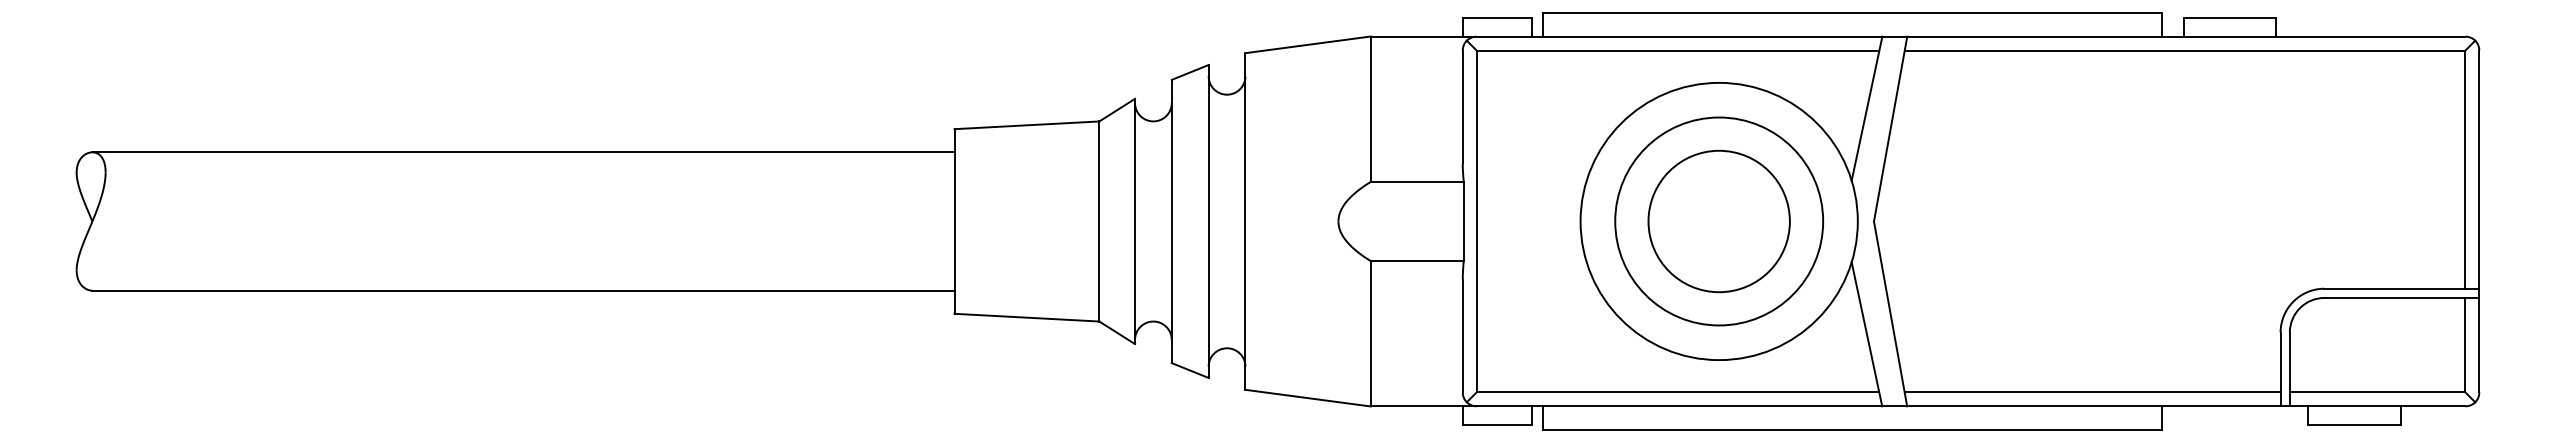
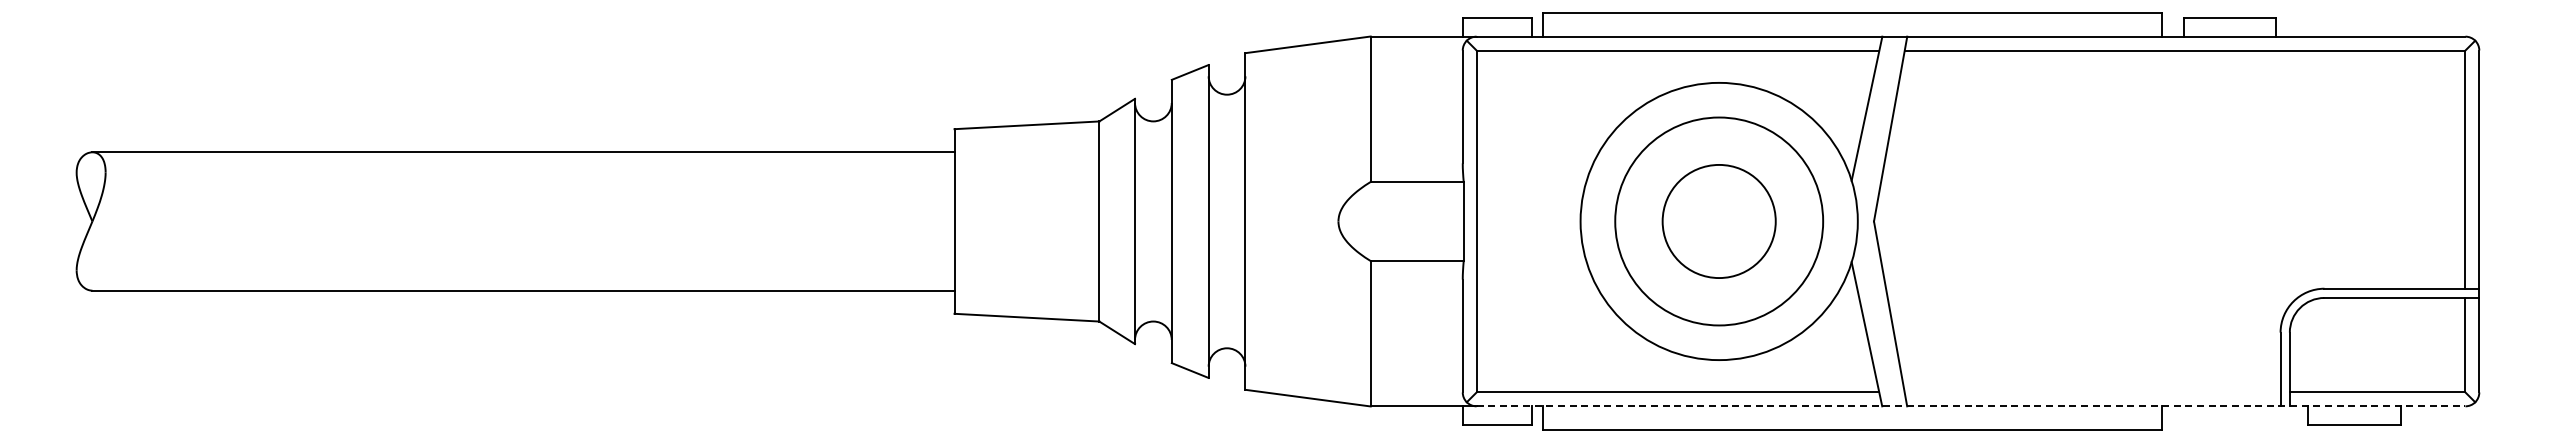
circle diameter: 141 px -> 113 px (1718, 221)
line: present -> none (2092, 392)
line: solid -> dashed (1971, 406)
